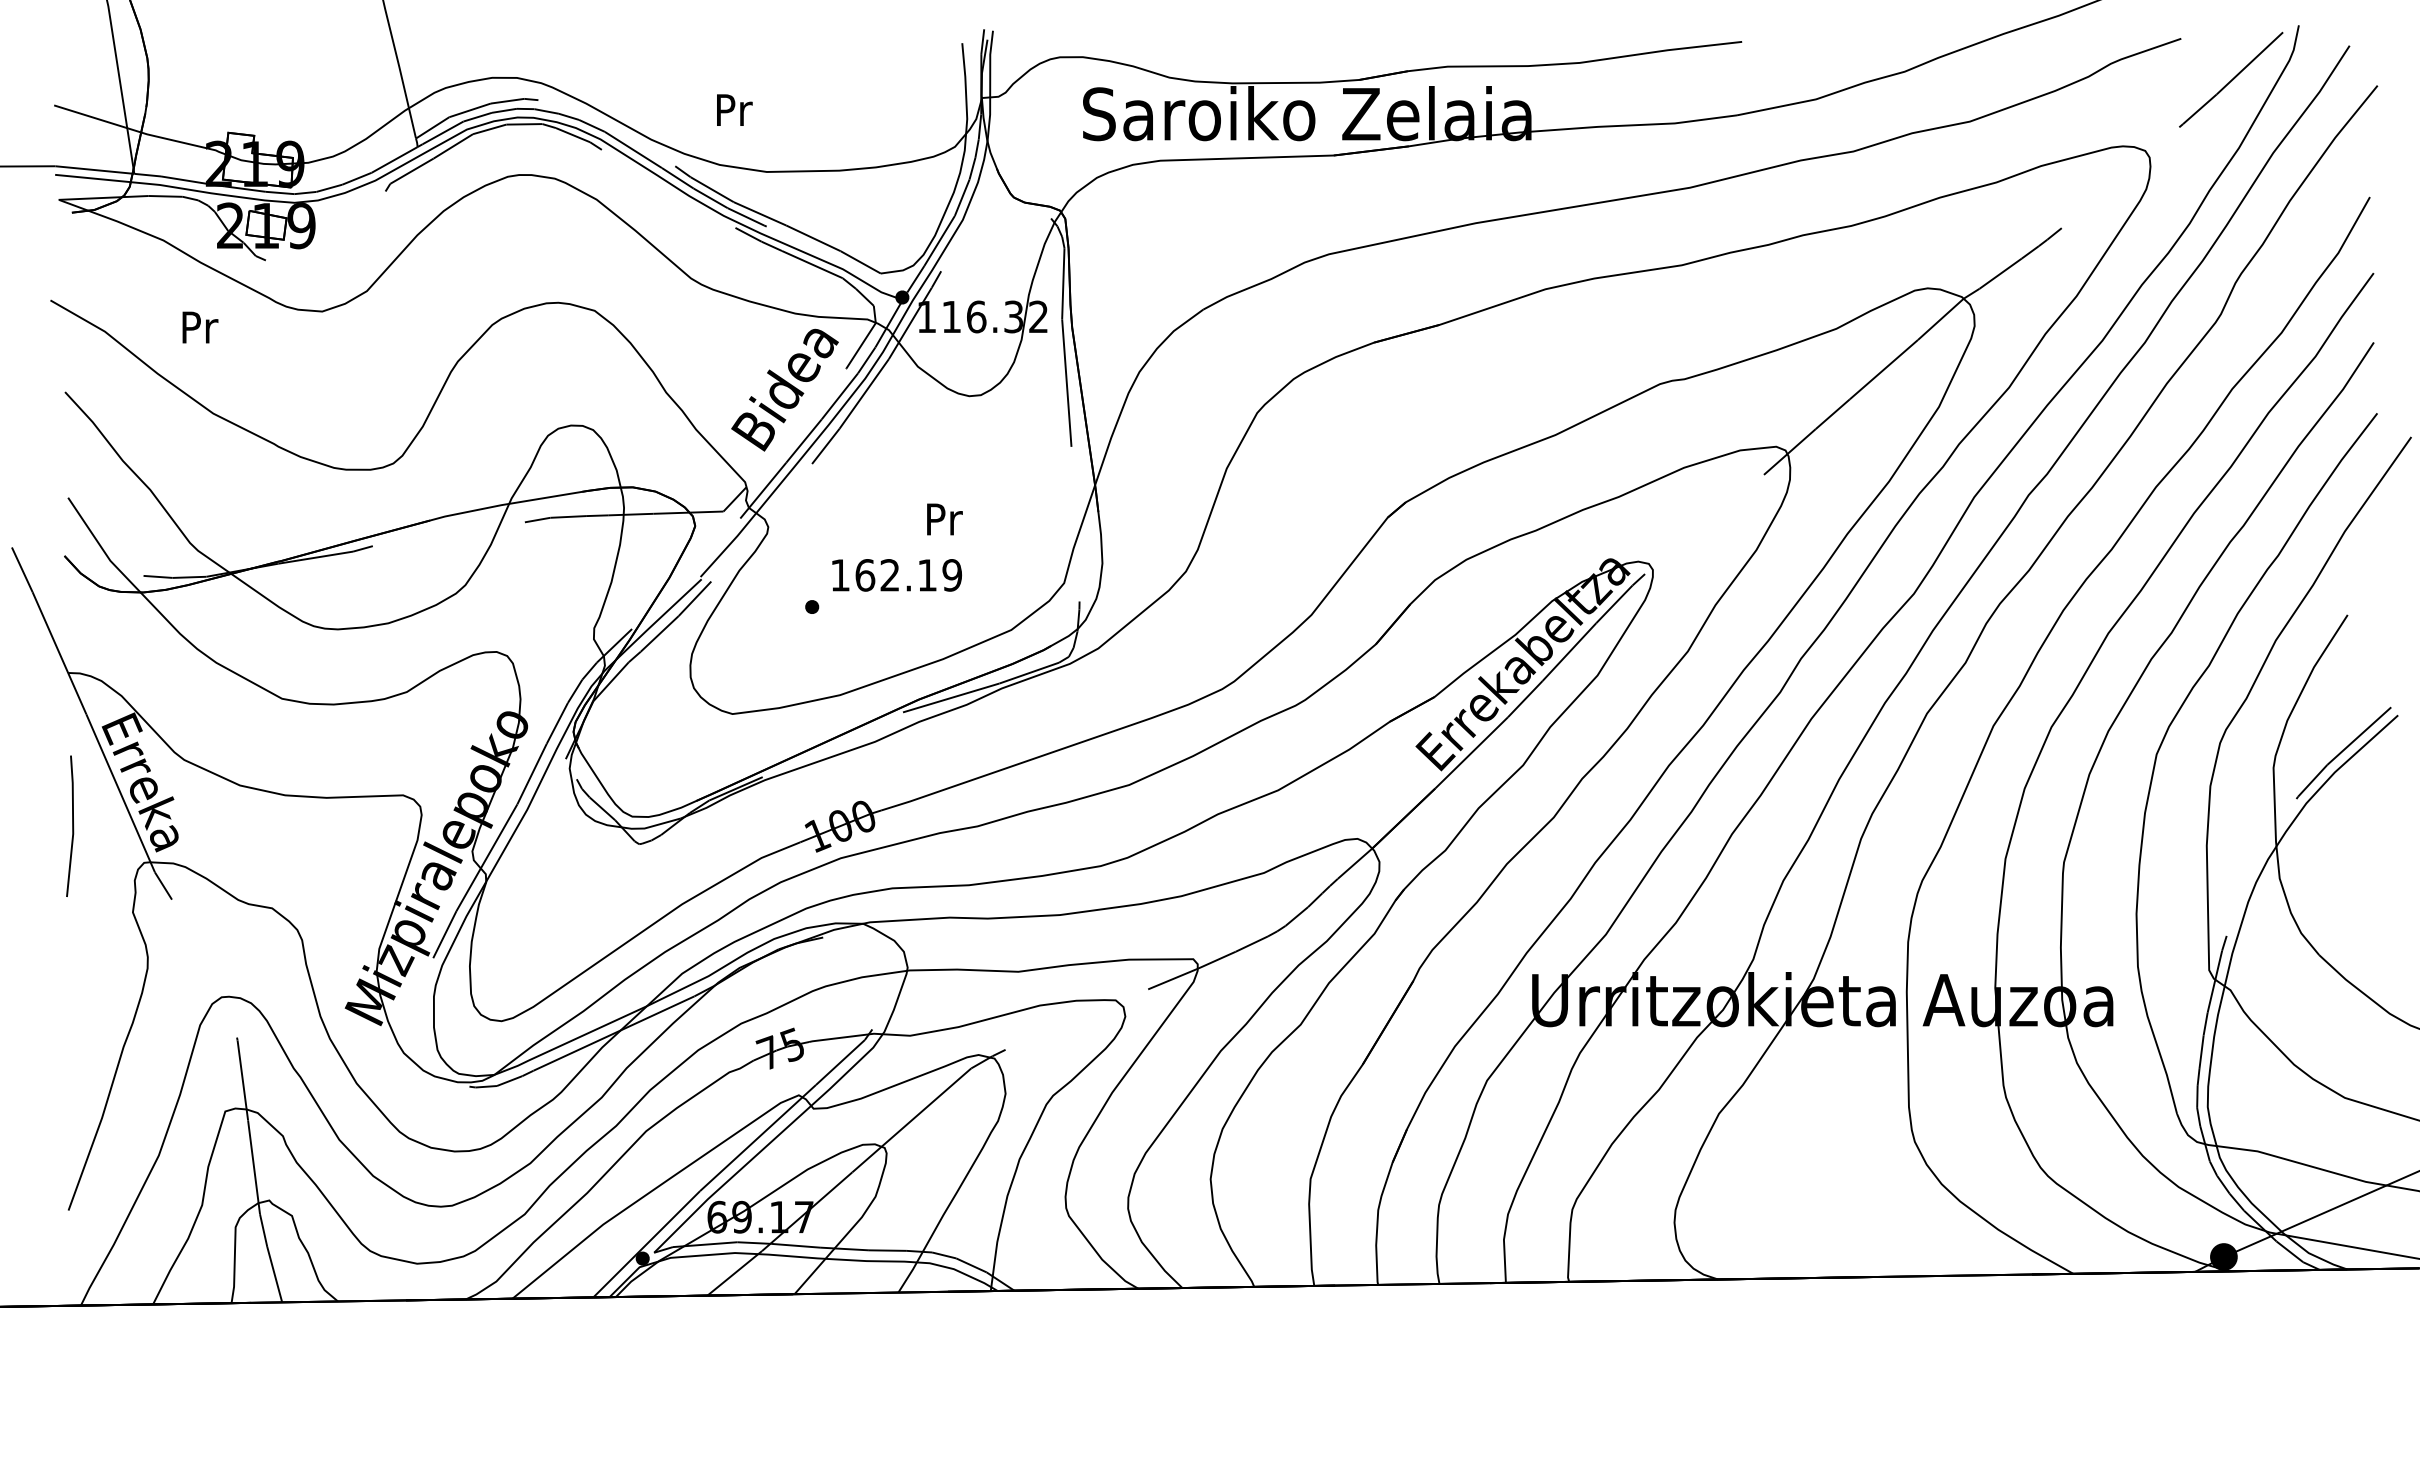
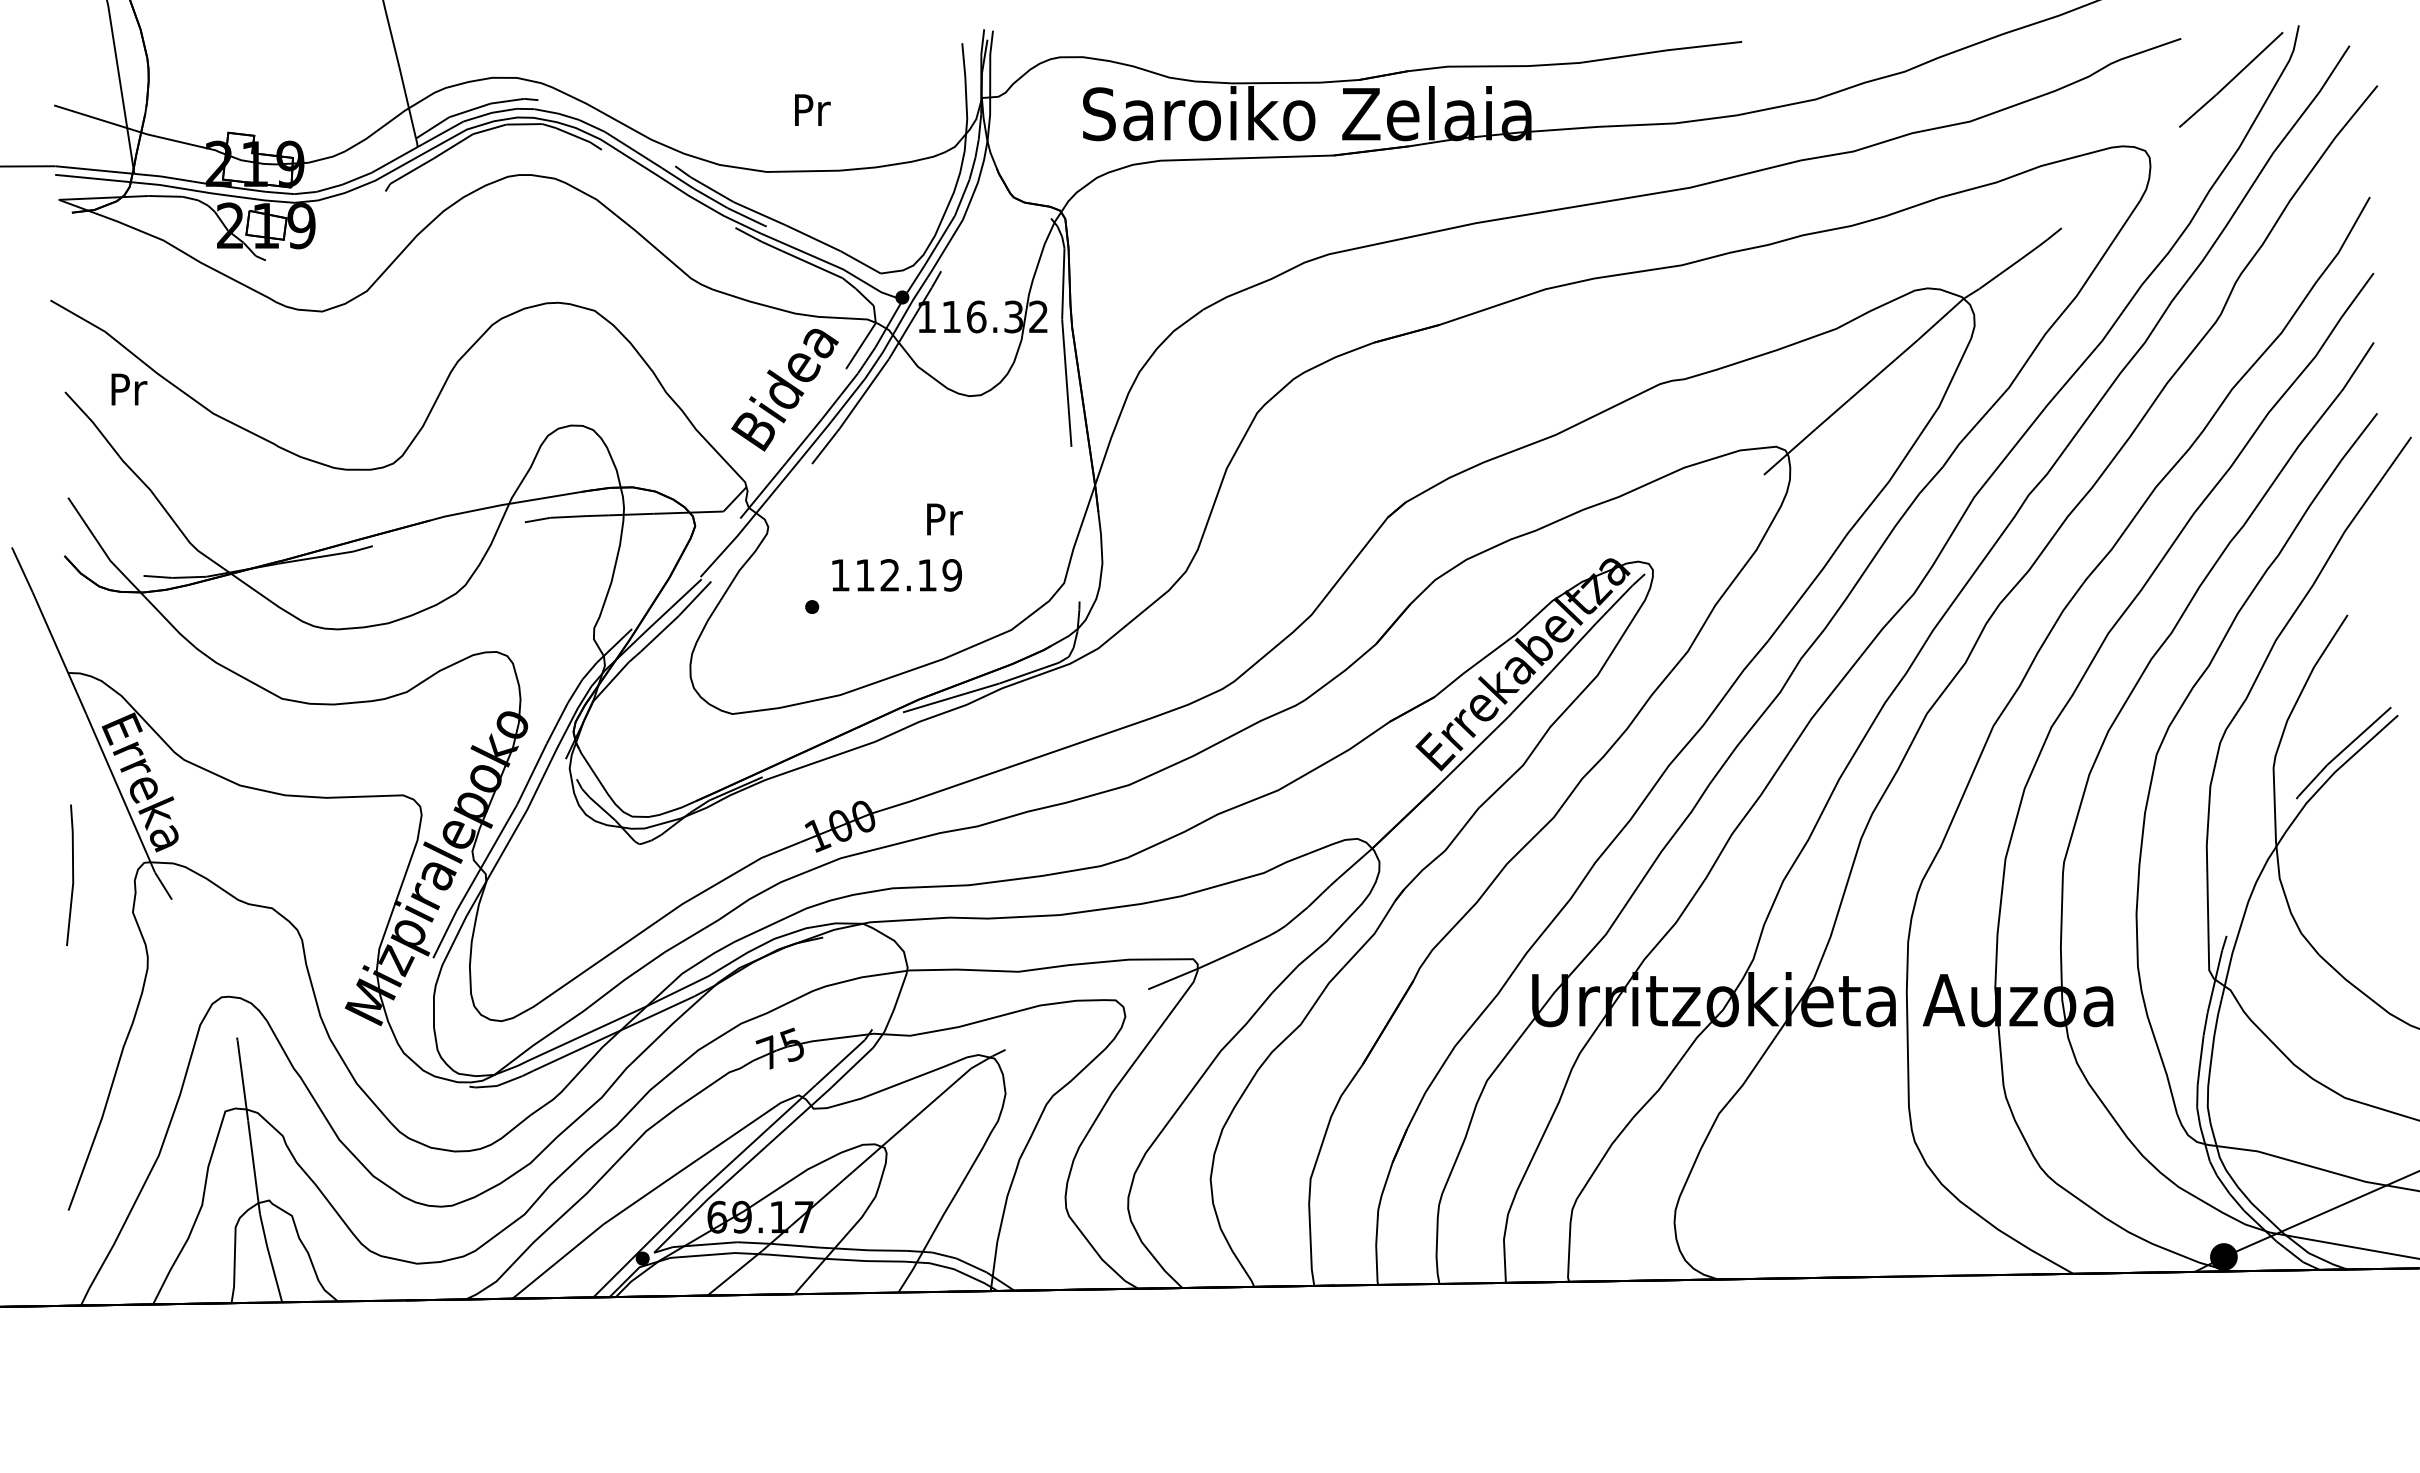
text position: (734, 109) -> (812, 109) (812, 109)
text position: (200, 327) -> (129, 389) (129, 389)
text: 162.19 -> 112.19 (865, 575)
line position: (72, 825) -> (72, 874) (72, 874)
